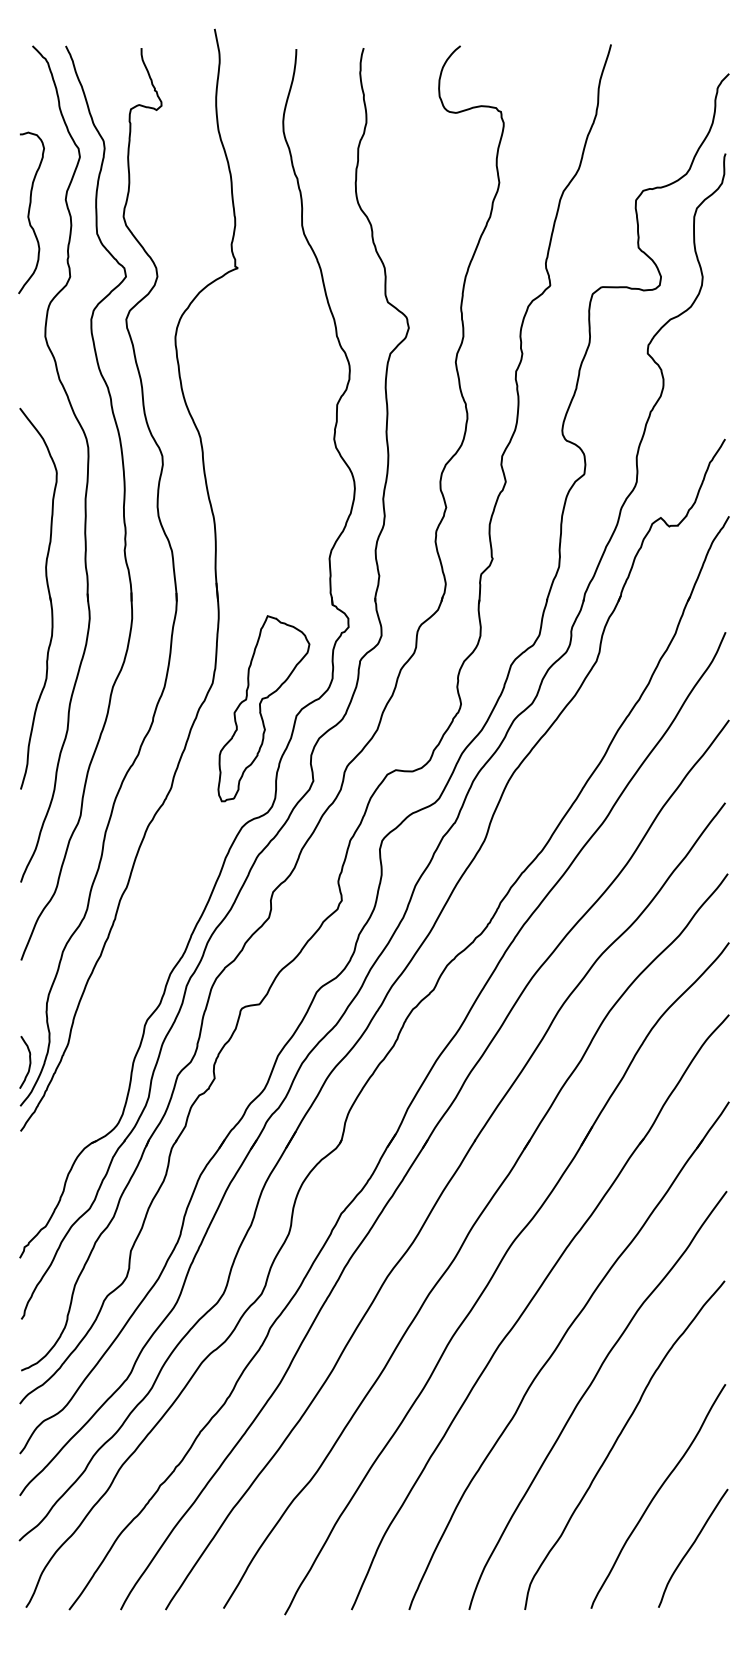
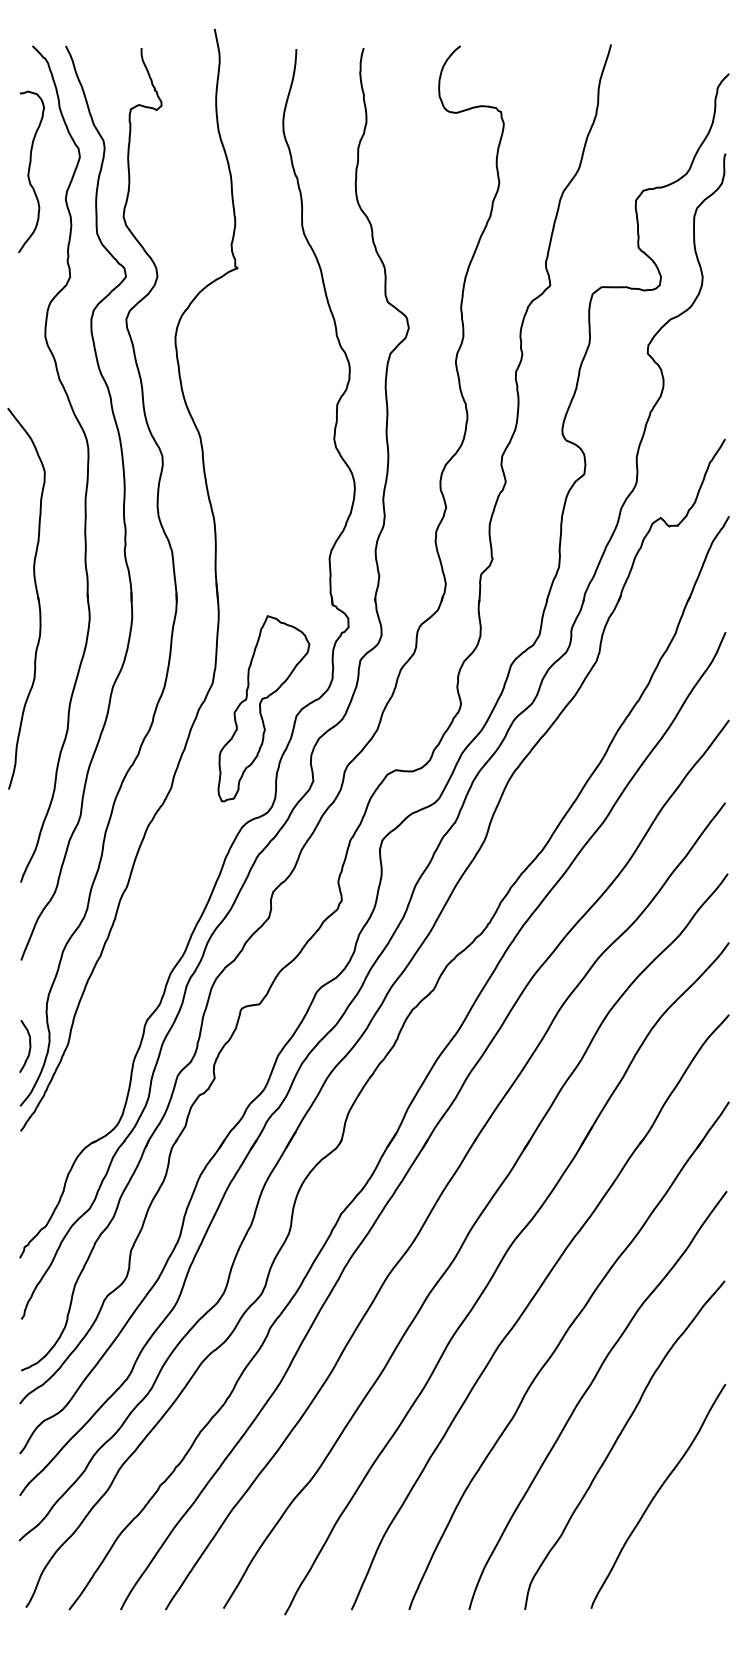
curve position: (29, 212) -> (29, 171) (29, 171)
part position: (48, 595) -> (36, 595) (36, 595)
curve position: (29, 1062) -> (29, 1046) (29, 1046)
curve: present -> none (692, 1546)
